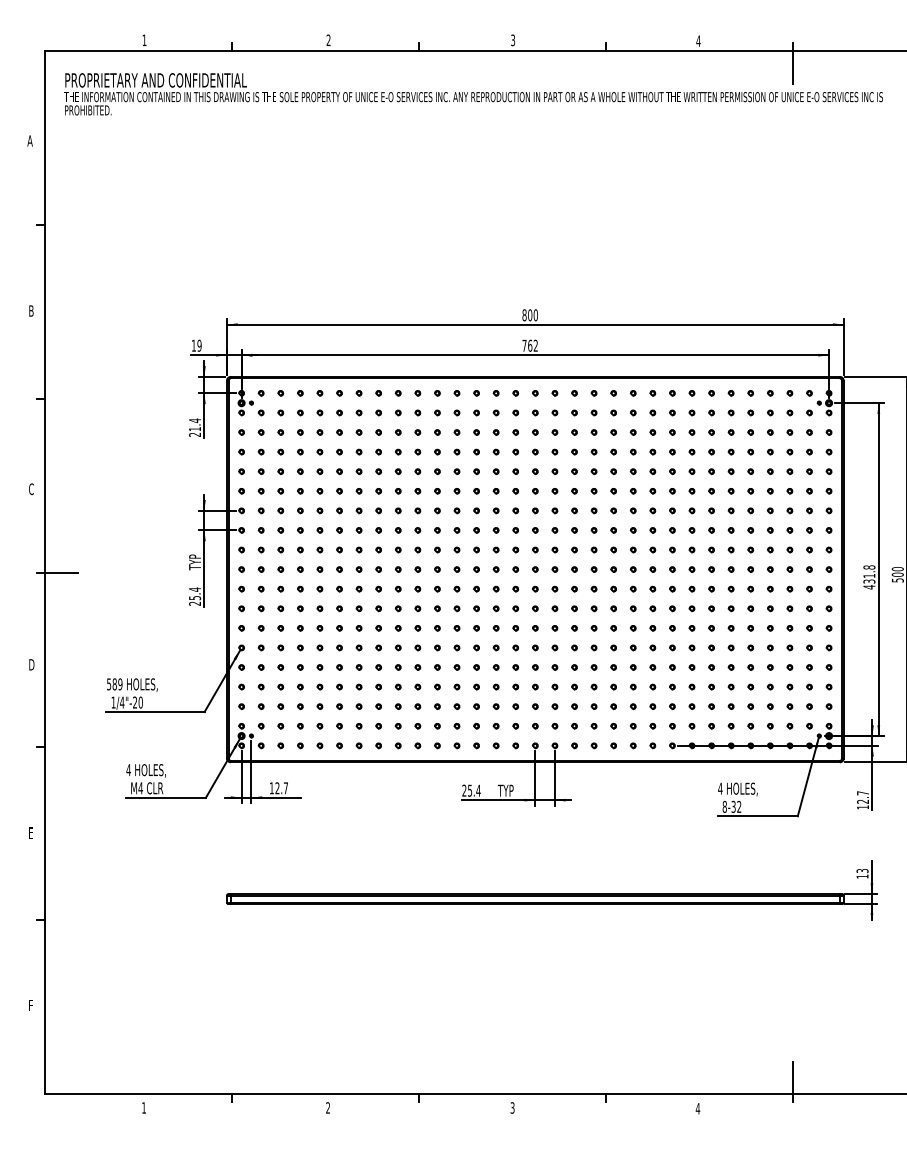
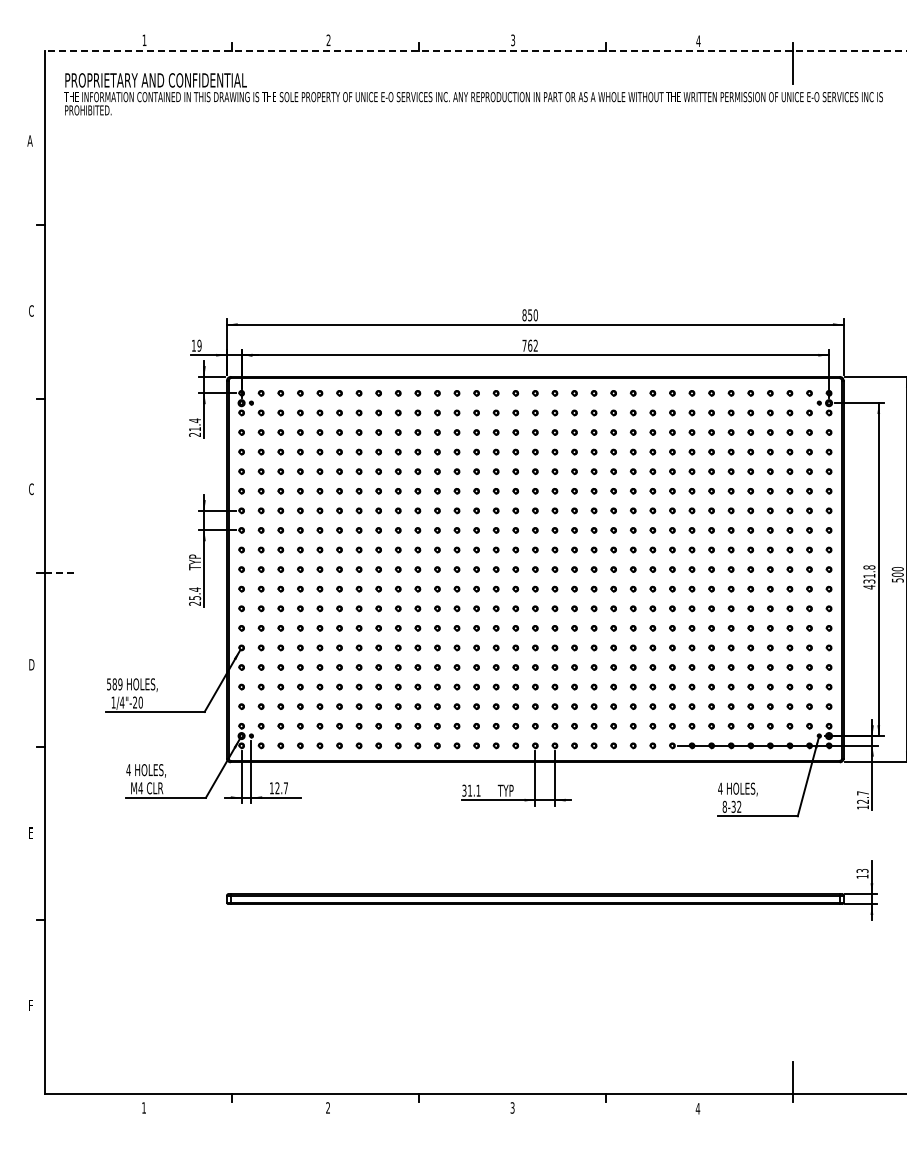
line: solid -> dashed (475, 51)
text: B -> C (31, 310)
text: 800 -> 850 (530, 315)
line: solid -> dashed (61, 572)
text: 25.4 -> 31.1 (471, 790)
